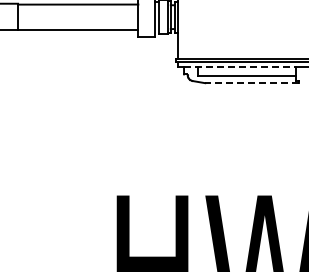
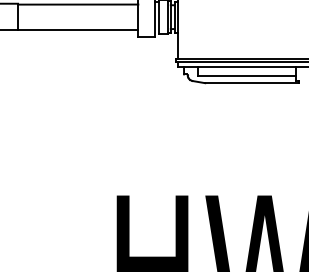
line: dashed -> solid (239, 67)
line: dashed -> solid (252, 83)
